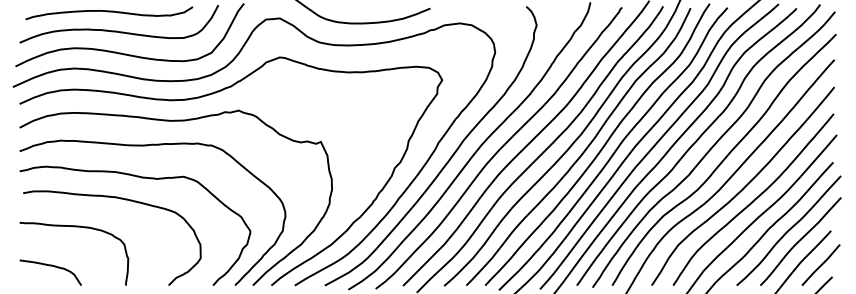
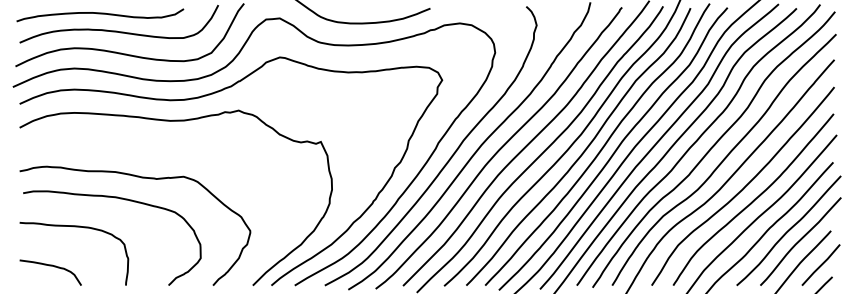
curve position: (109, 12) -> (100, 14) (100, 14)
curve: present -> none (147, 146)
